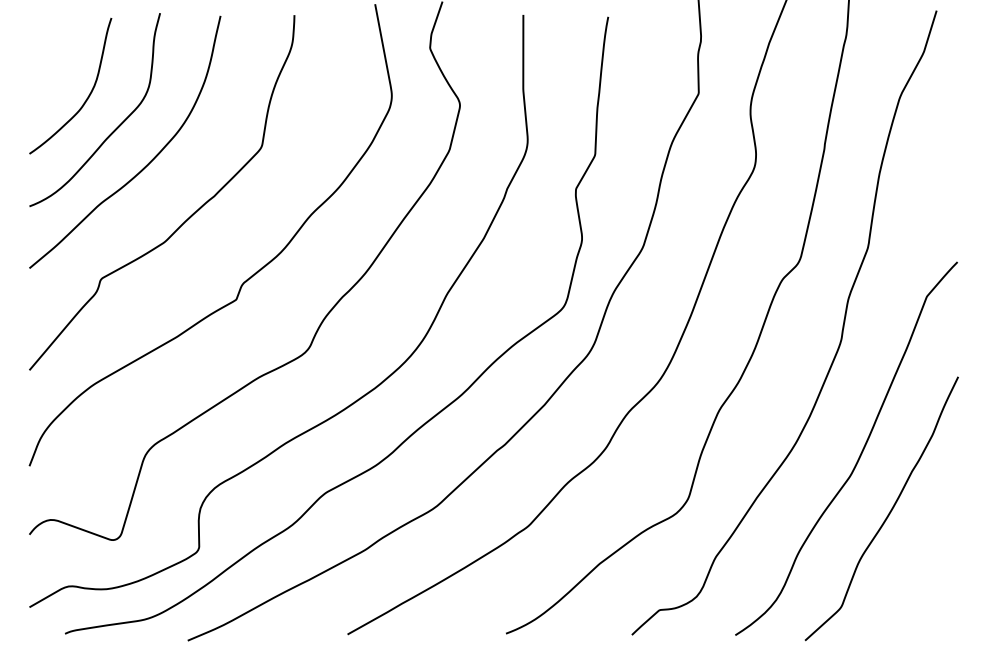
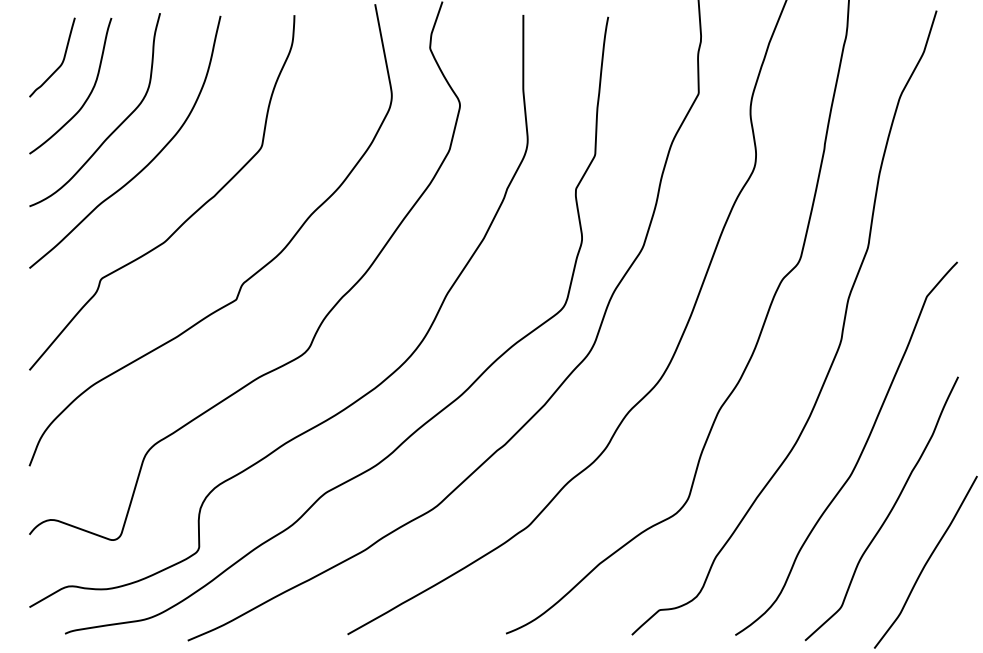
curve: none -> present (62, 59)
curve: none -> present (926, 561)
